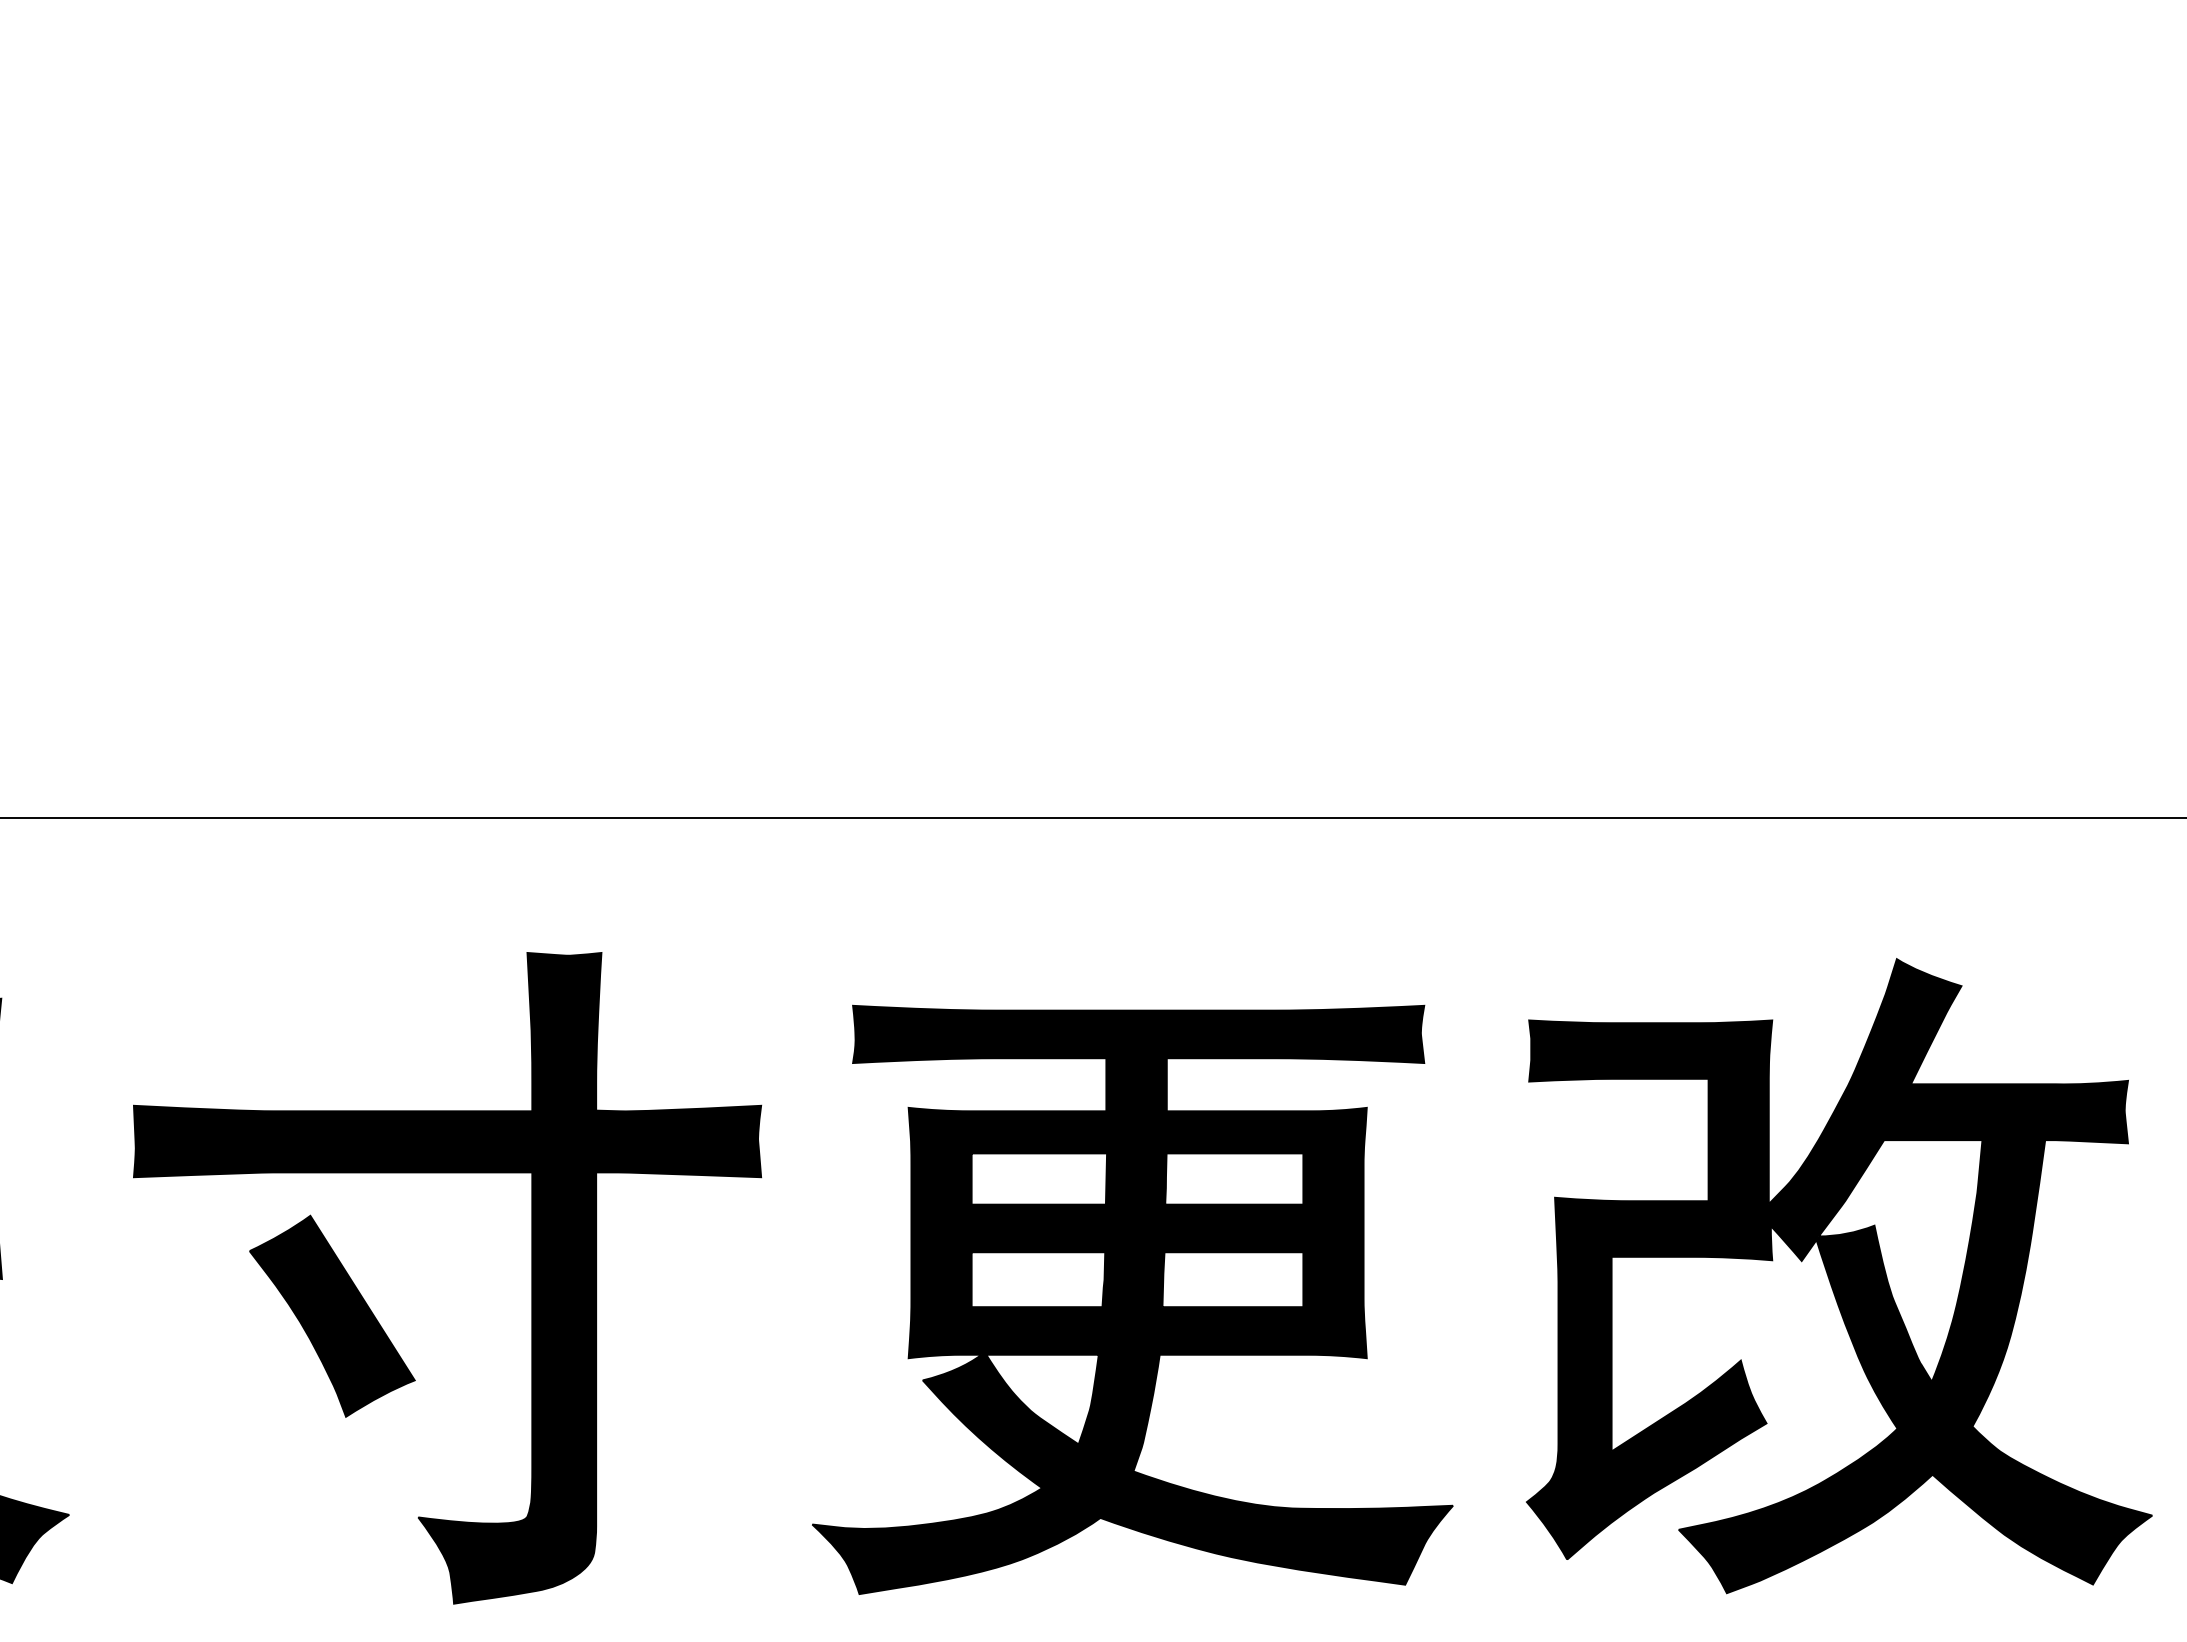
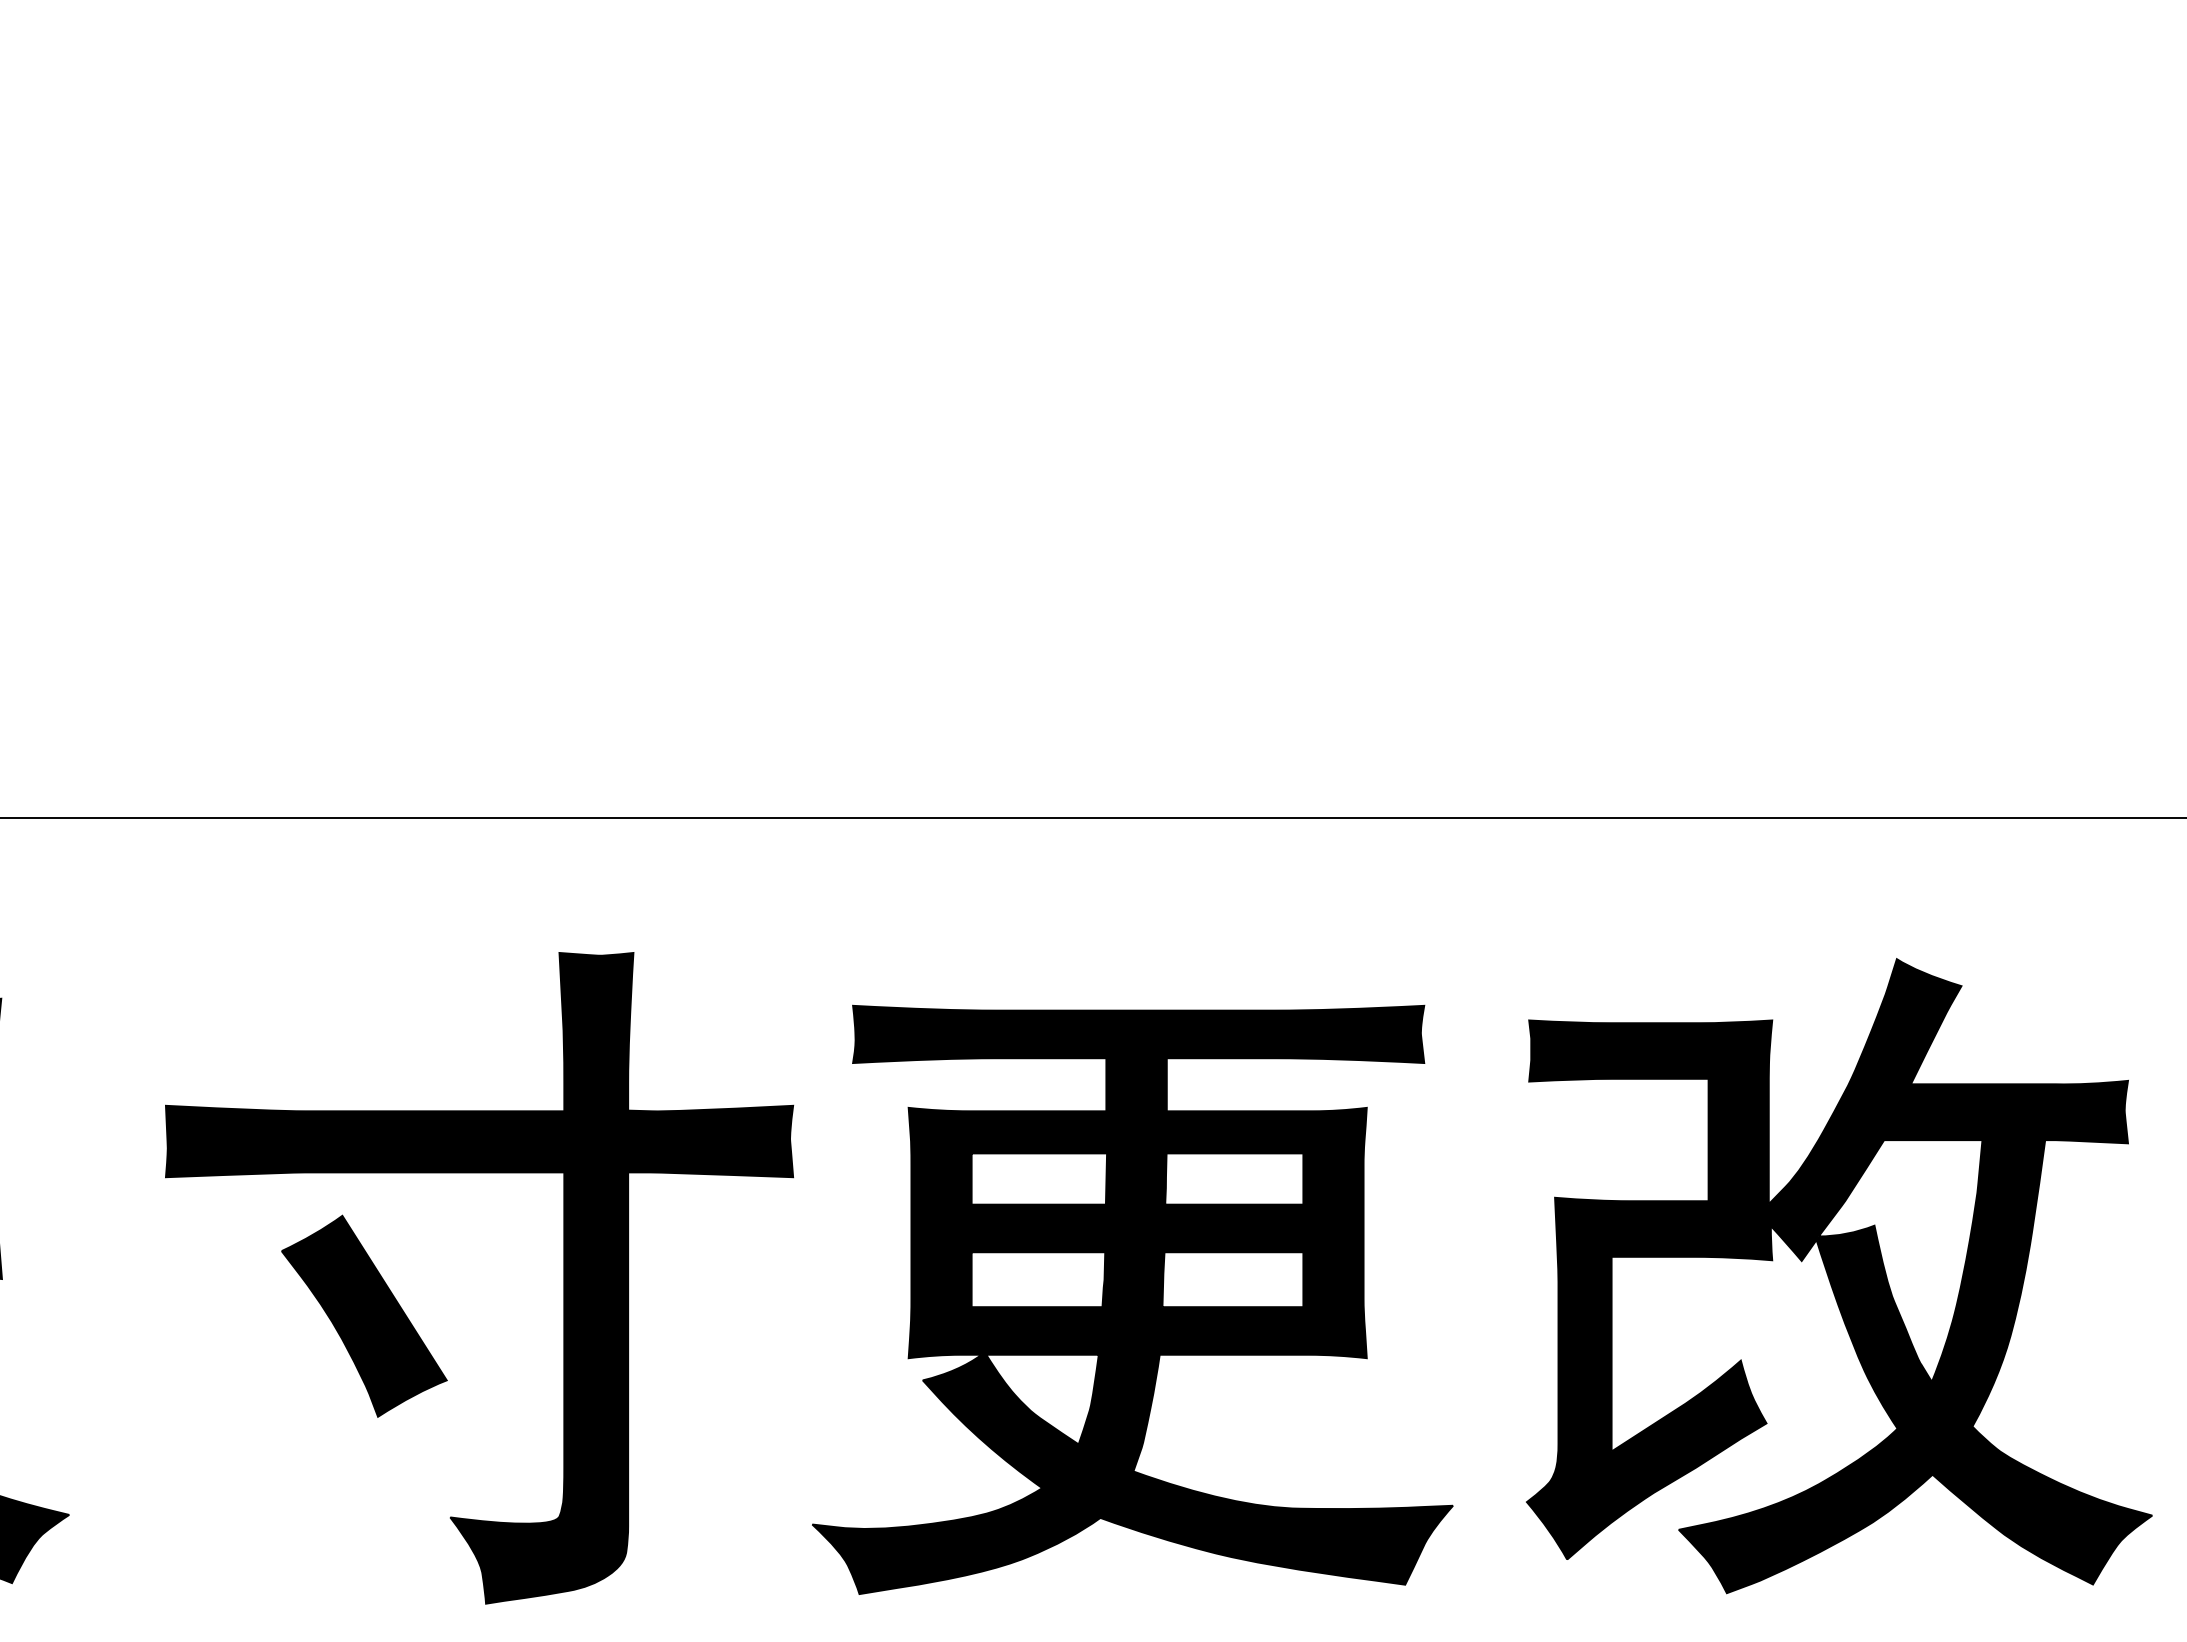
part position: (379, 1322) -> (411, 1322) (411, 1322)
